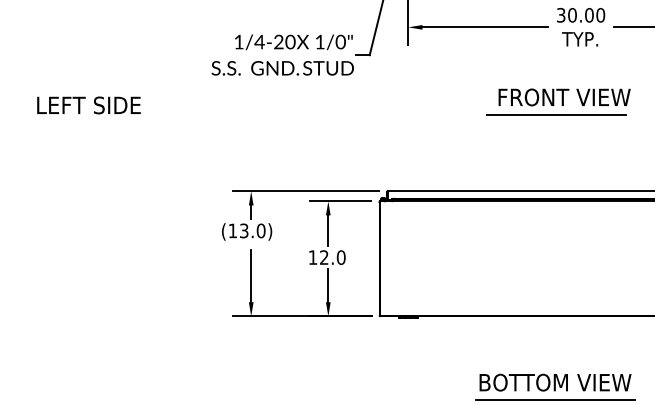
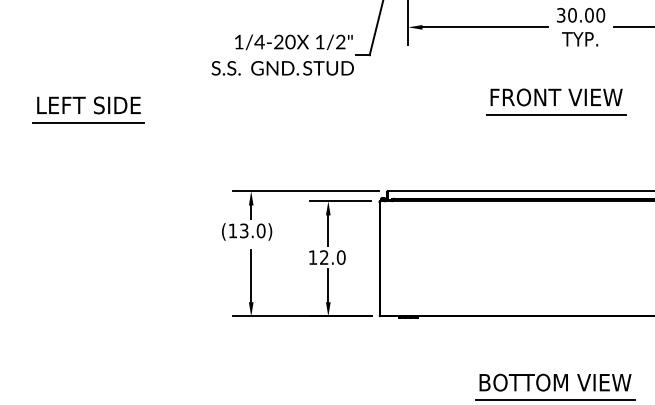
text: 1/0" -> 1/2" (340, 42)
text position: (564, 97) -> (556, 97) (556, 97)
line: none -> present (88, 122)
